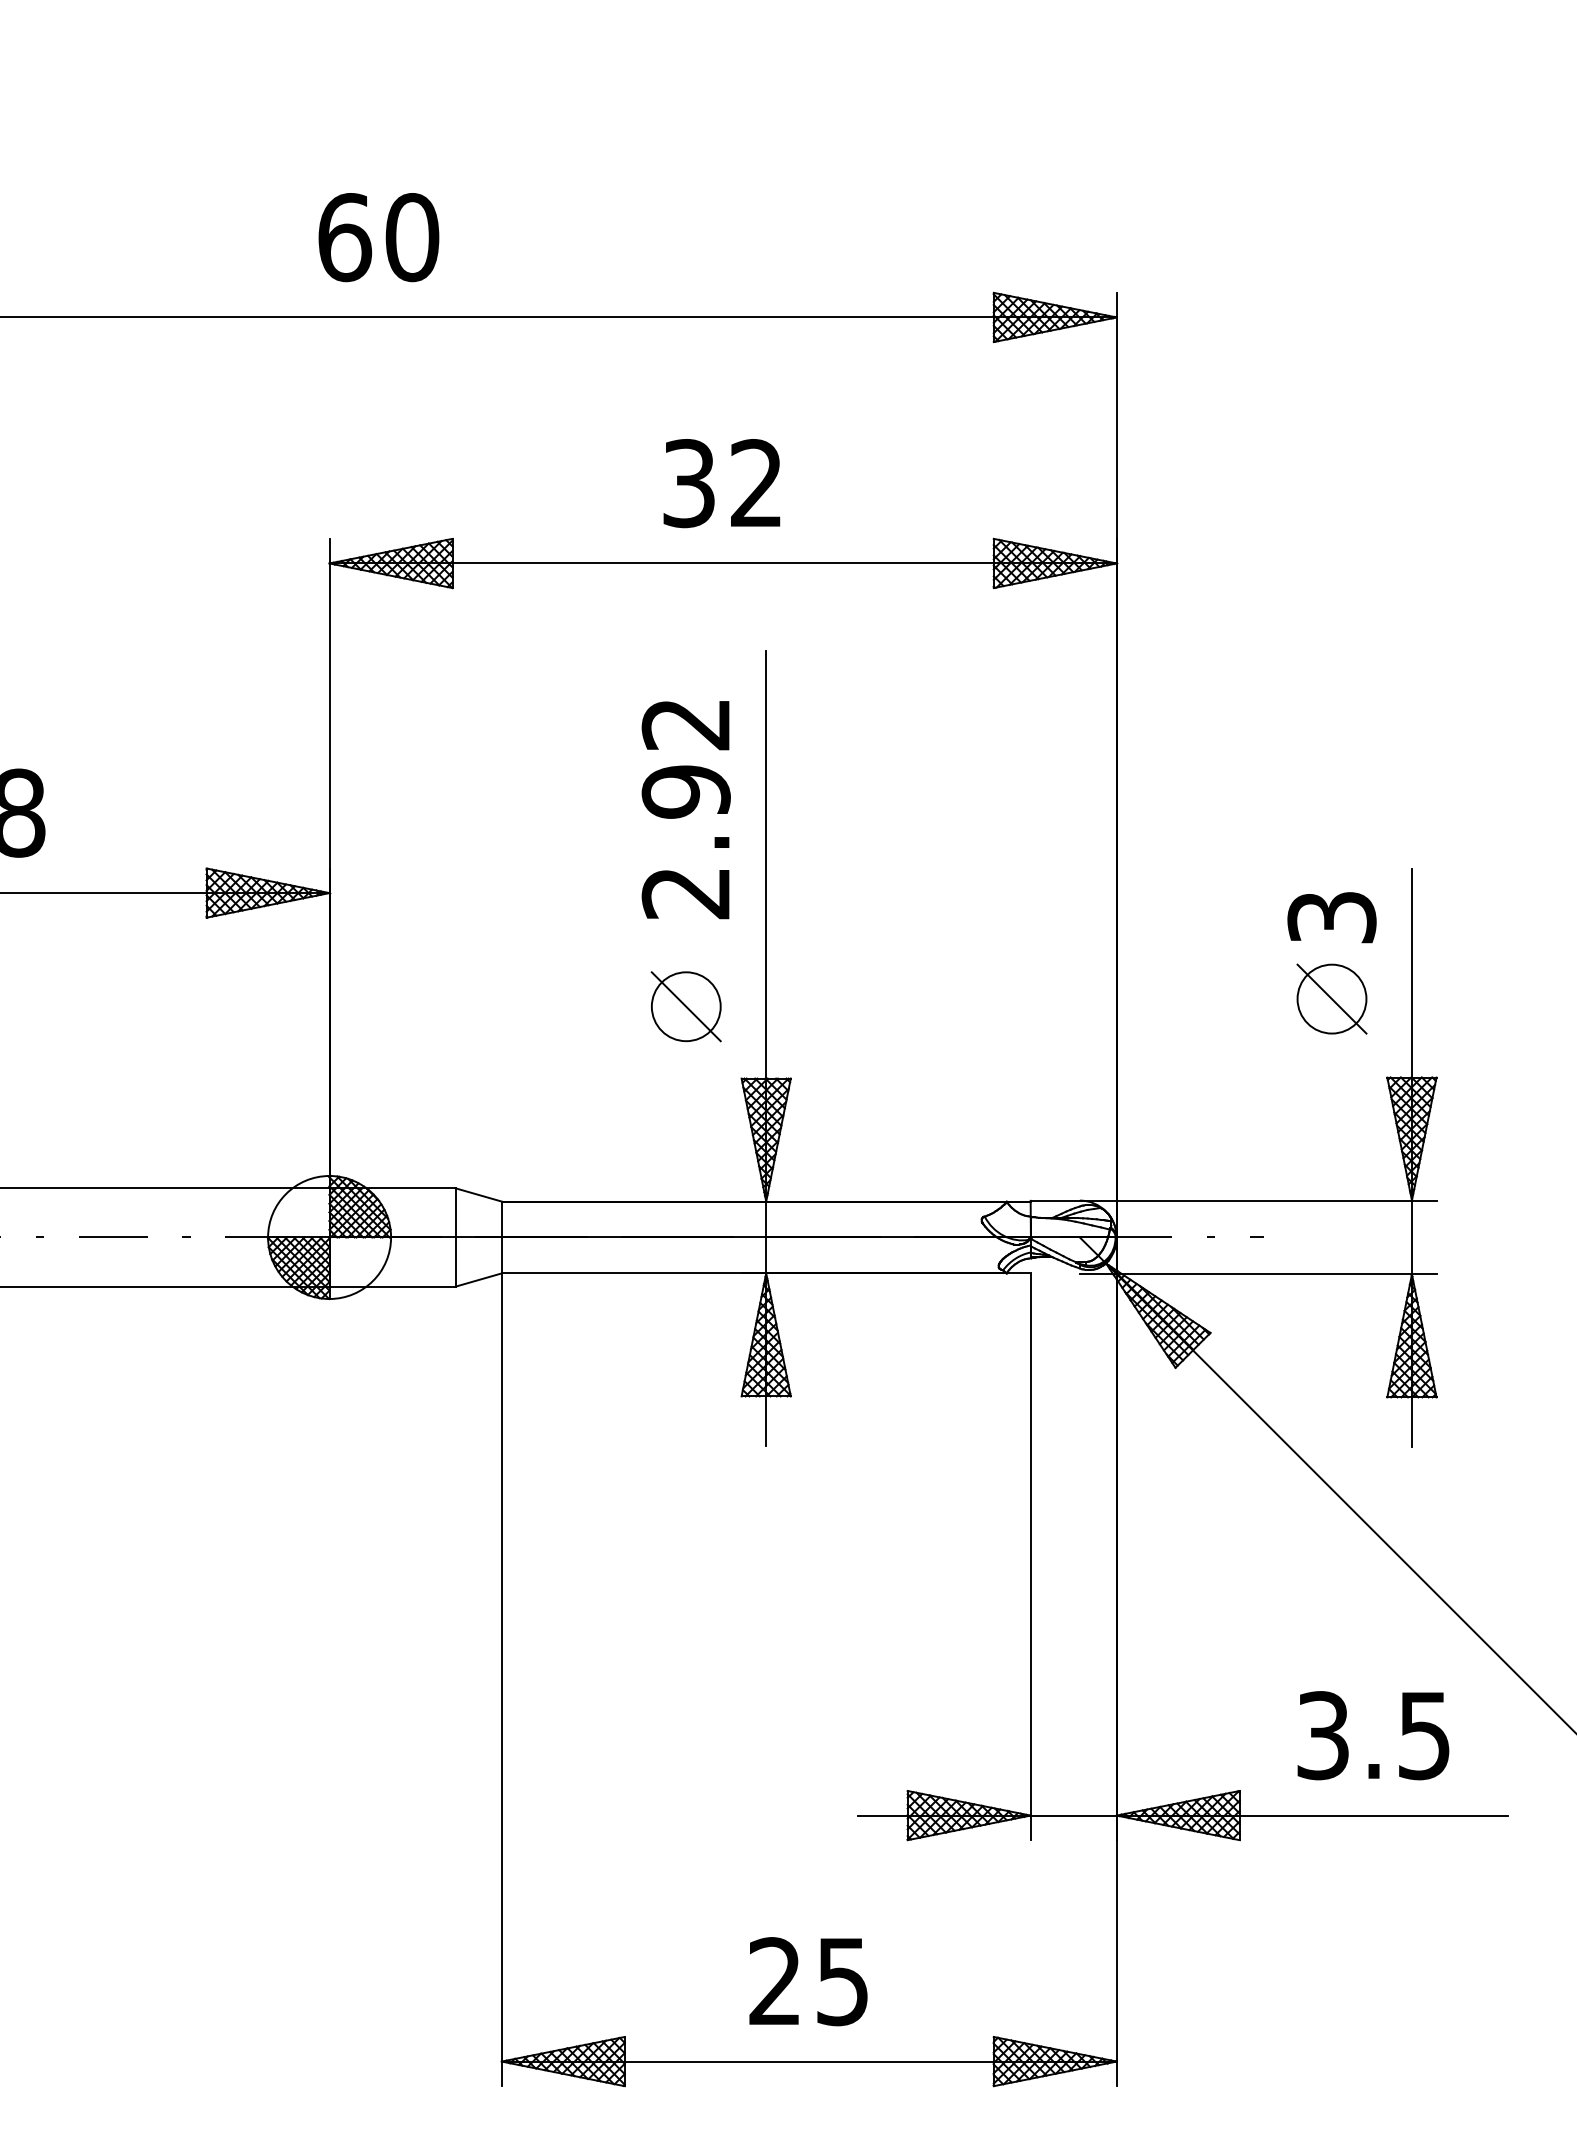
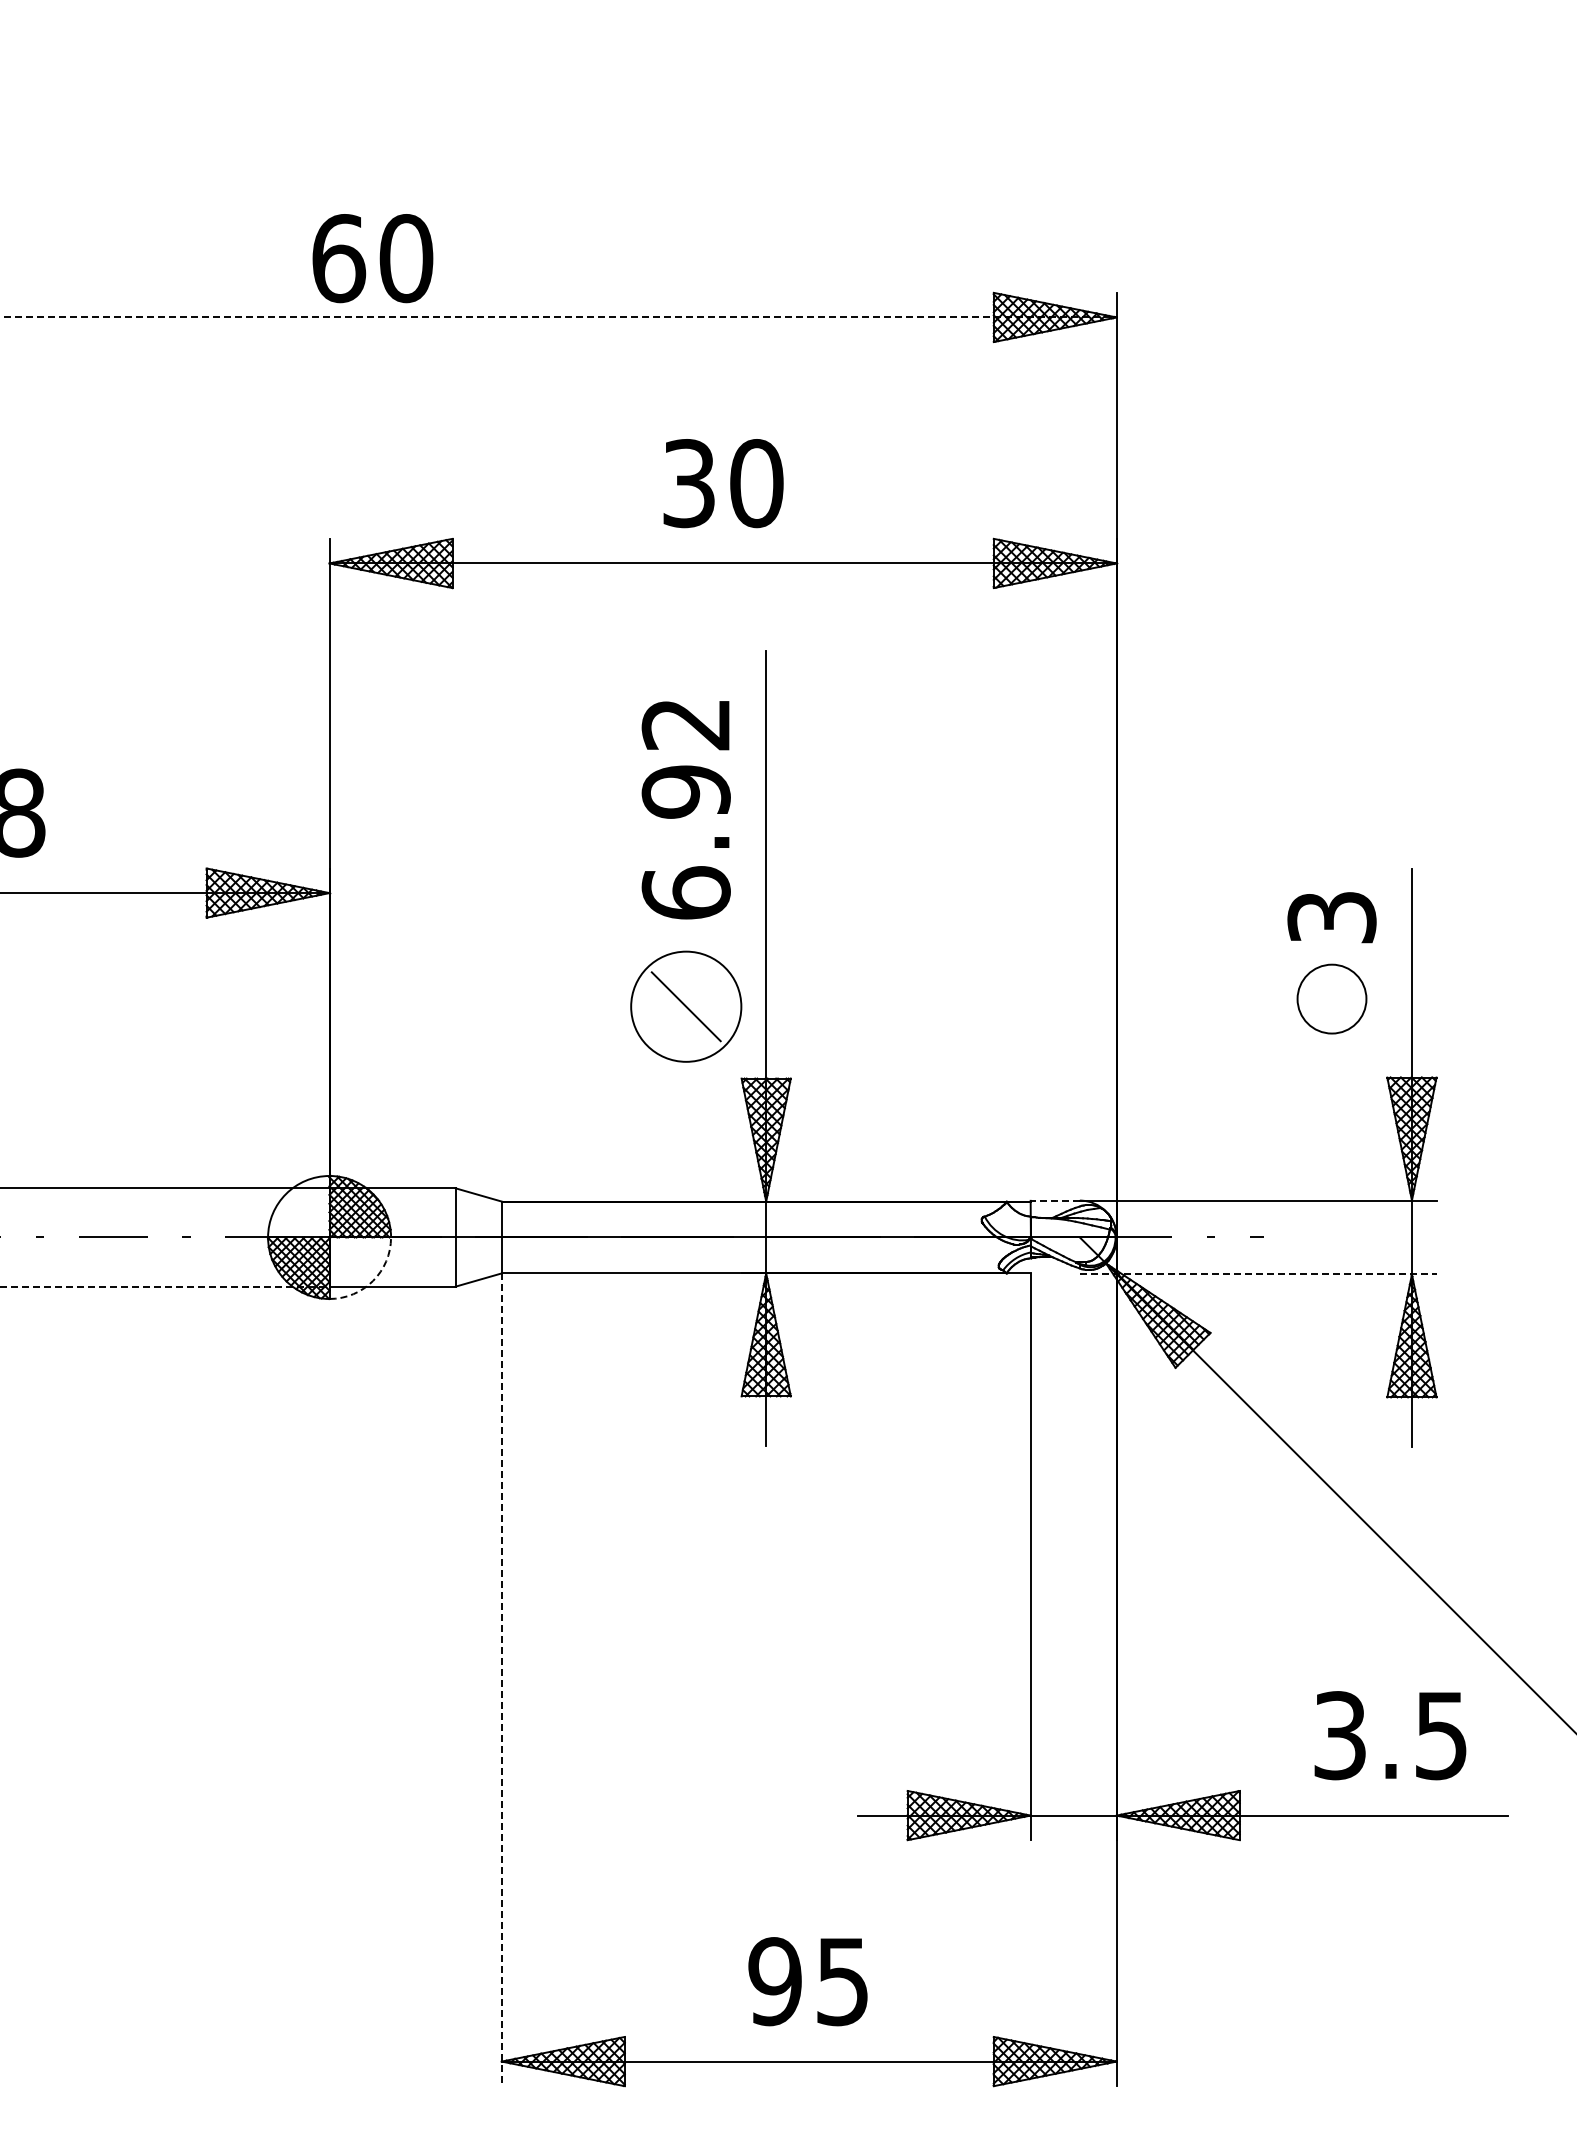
text position: (378, 237) -> (372, 258) (372, 258)
line: solid -> dashed (558, 317)
text: 32 -> 30 (756, 483)
text: 2.92 -> 6.92 (685, 892)
line: present -> none (1331, 998)
circle diameter: 69 px -> 110 px (686, 1006)
line: solid -> dashed (1055, 1200)
line: solid -> dashed (1258, 1274)
arc: solid -> dashed (373, 1280)
line: solid -> dashed (165, 1286)
line: solid -> dashed (501, 1680)
text position: (1373, 1735) -> (1390, 1735) (1390, 1735)
text: 25 -> 95 (774, 1981)
